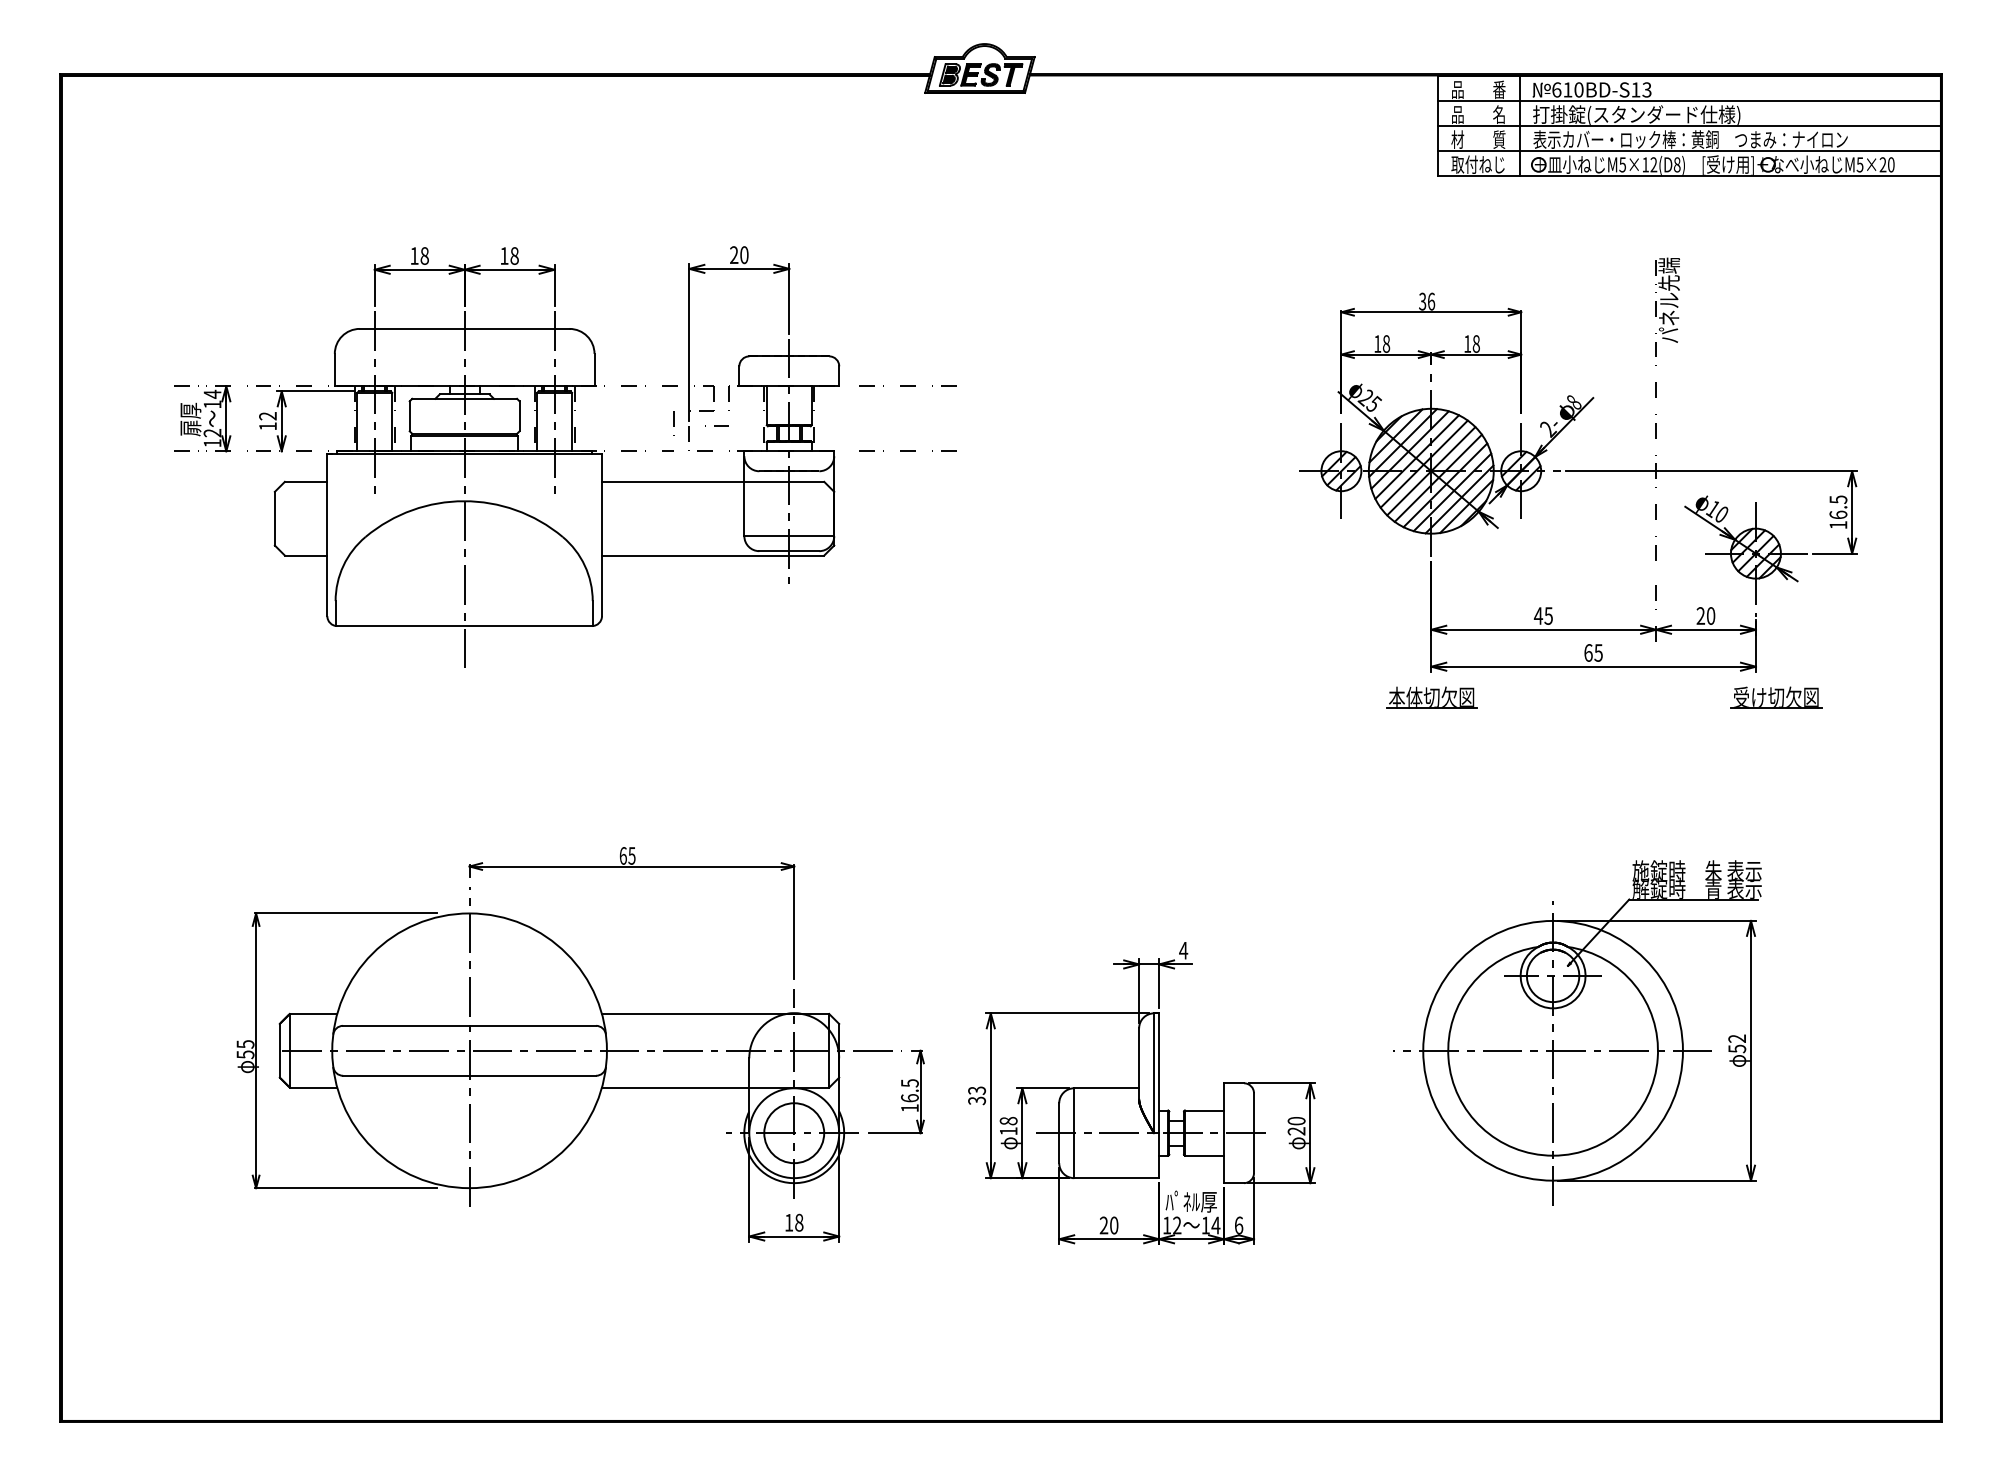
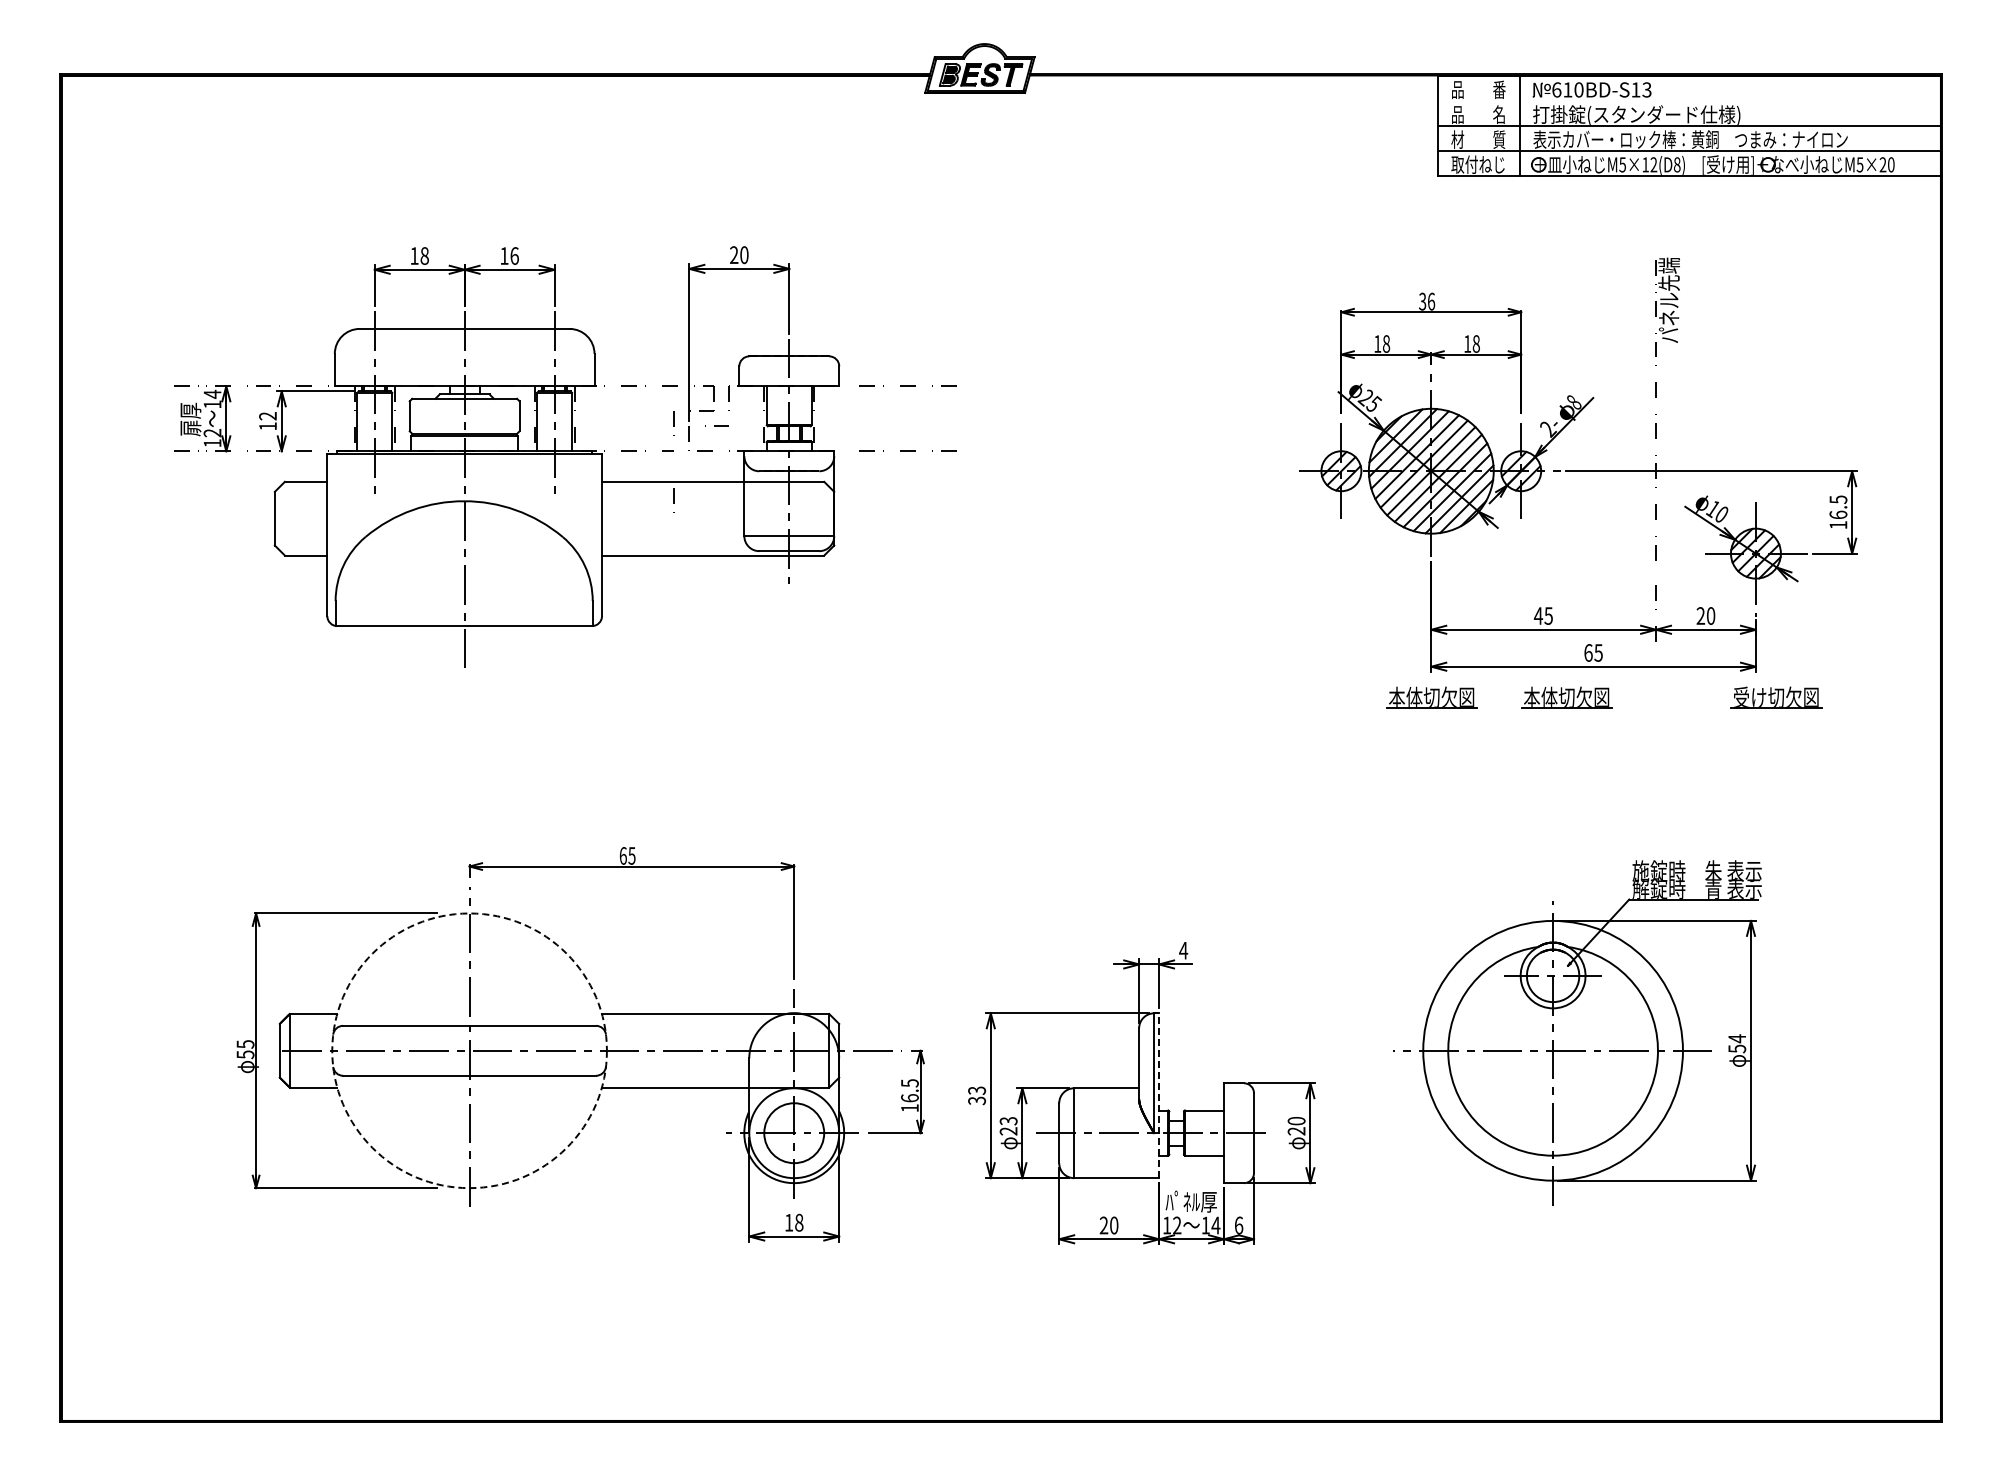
line: present -> none (1688, 101)
text: 18 -> 16 (514, 255)
line: none -> present (673, 500)
part: none -> present (1566, 697)
text: 52 -> 54 (1736, 1038)
circle: solid -> dashed (469, 1050)
line: solid -> dashed (1159, 1095)
text: 18 -> 23 (1008, 1125)
